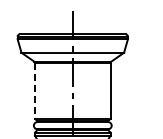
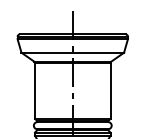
line: dashed -> solid (35, 91)
